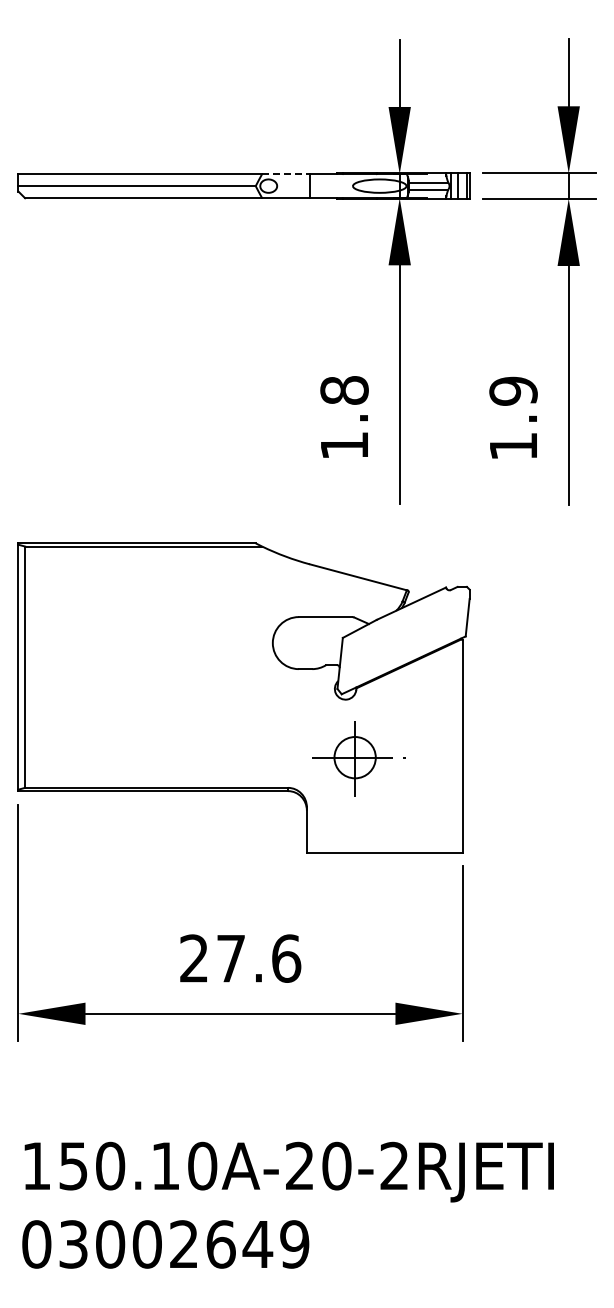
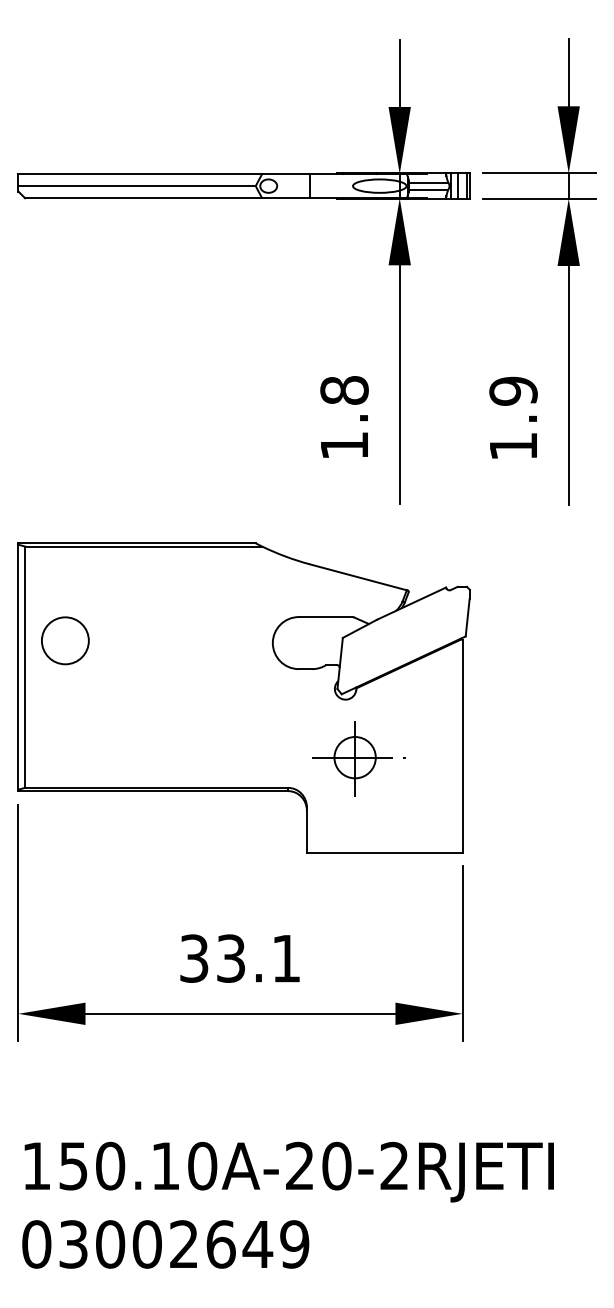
line: dashed -> solid (286, 174)
circle: none -> present (65, 640)
text: 27.6 -> 33.1 (240, 958)
